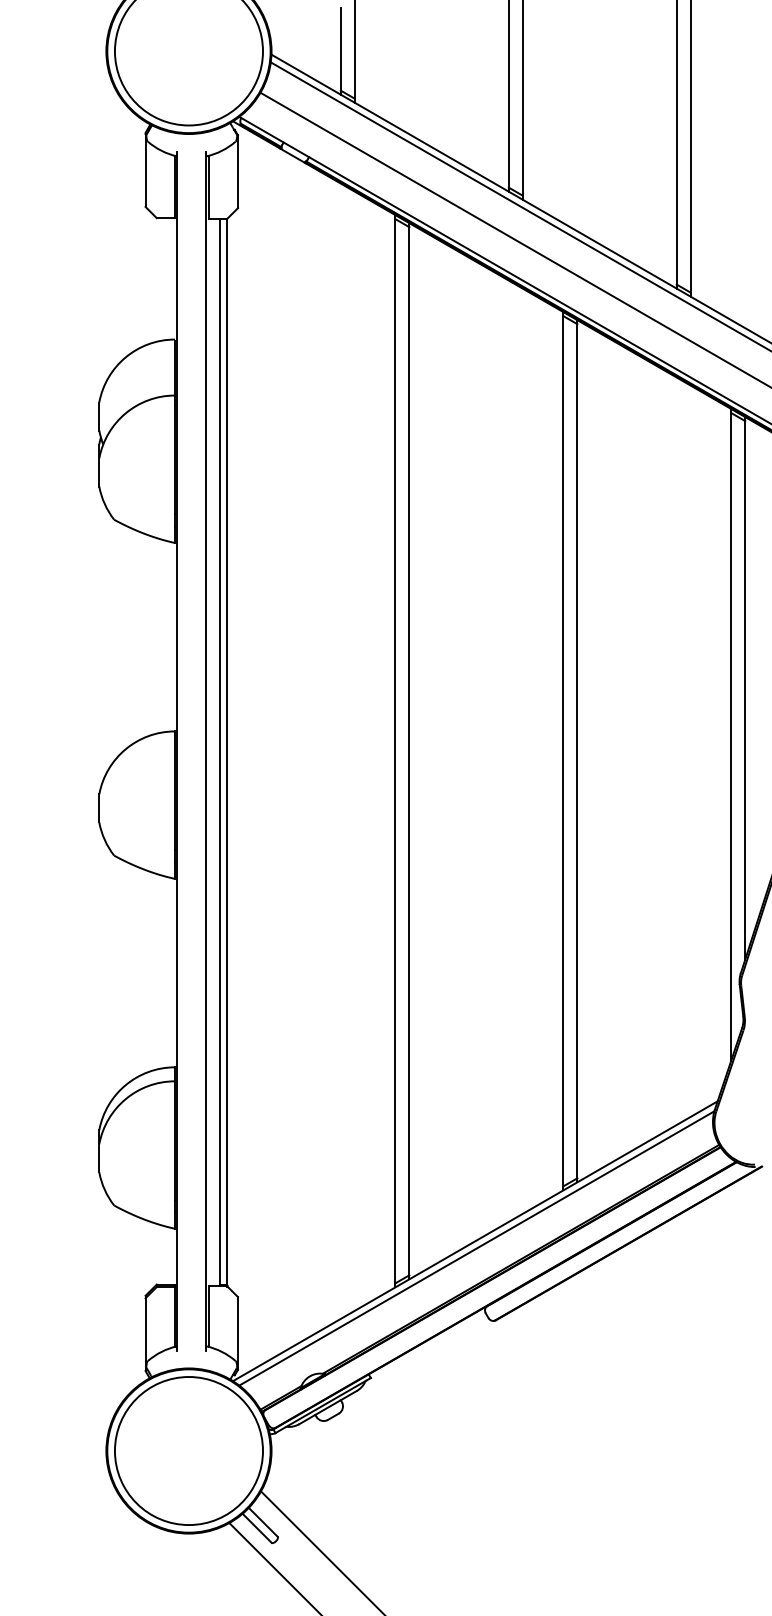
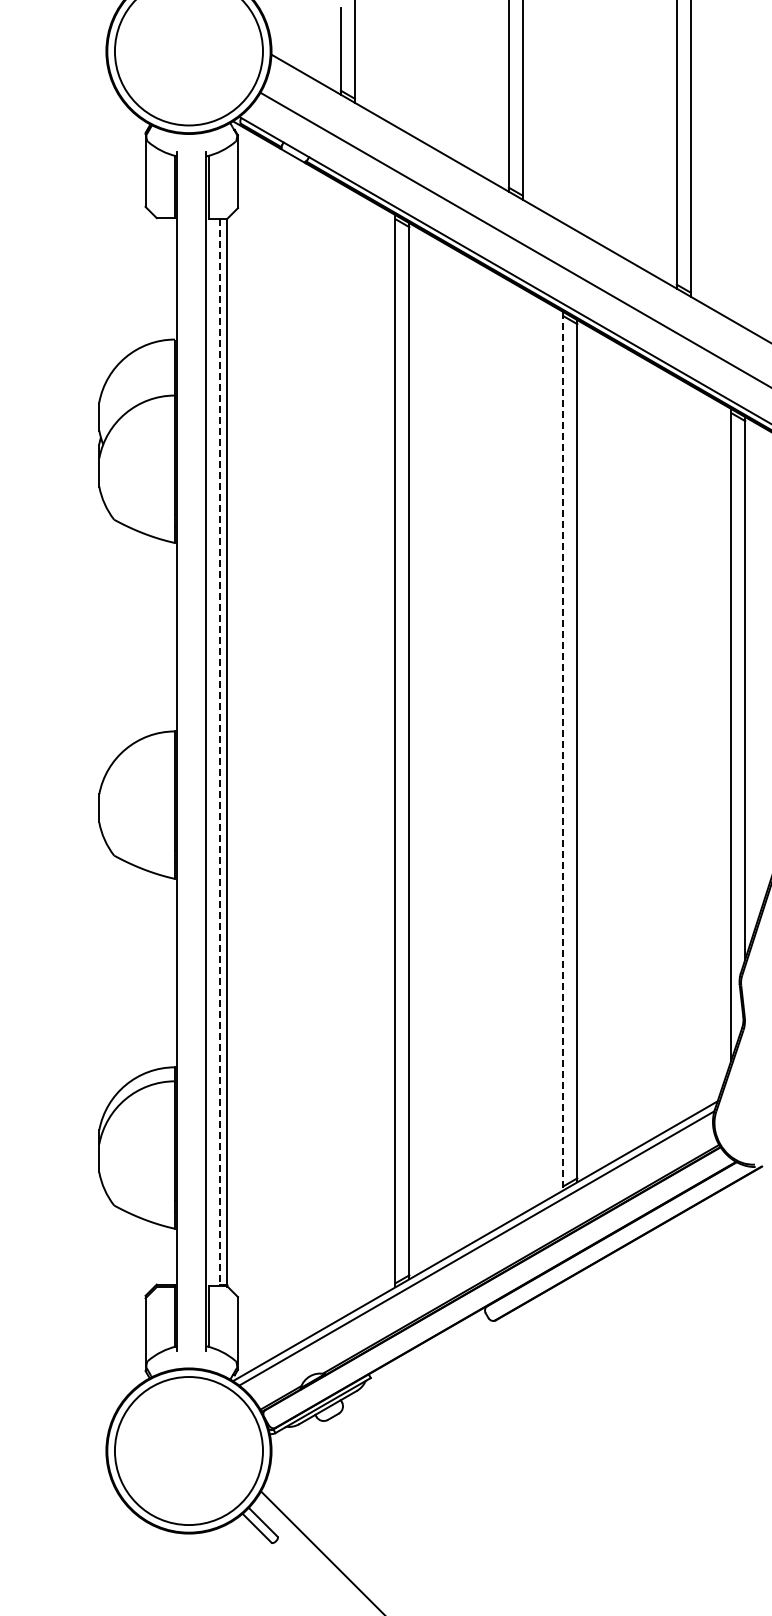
line: present -> none (519, 205)
line: solid -> dashed (563, 751)
line: solid -> dashed (220, 753)
line: present -> none (273, 1567)
